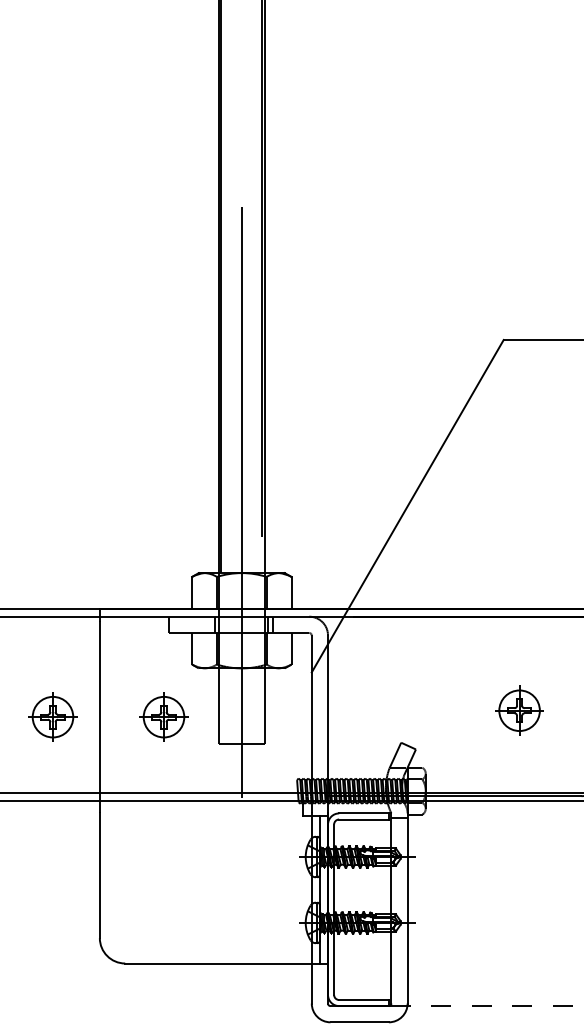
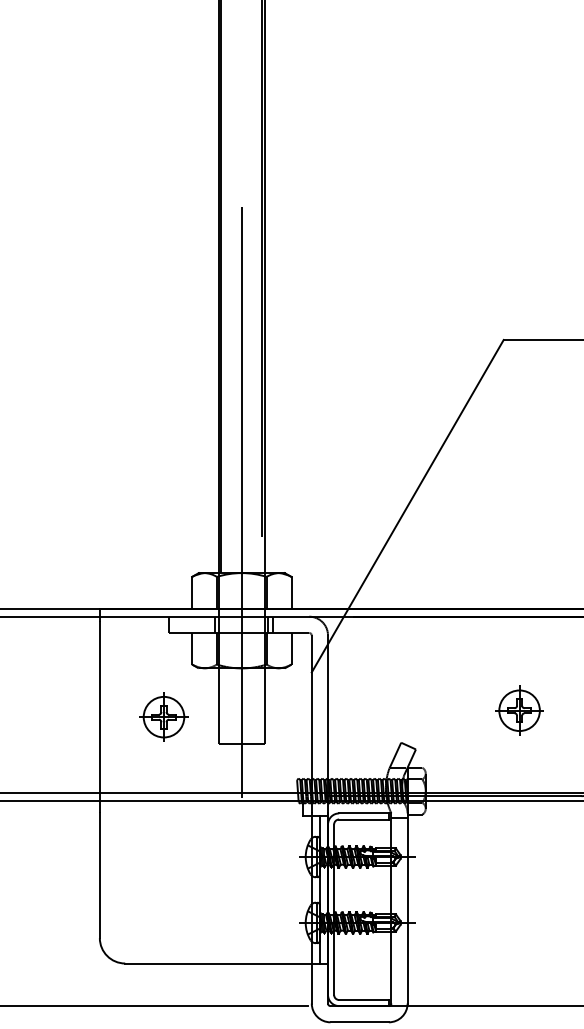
part: present -> none (52, 716)
line: none -> present (154, 1006)
line: dashed -> solid (487, 1006)
